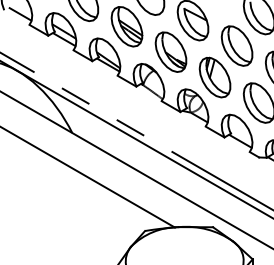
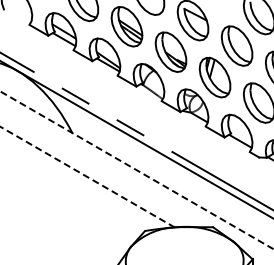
line: present -> none (19, 13)
line: solid -> dashed (136, 170)
line: solid -> dashed (87, 177)
